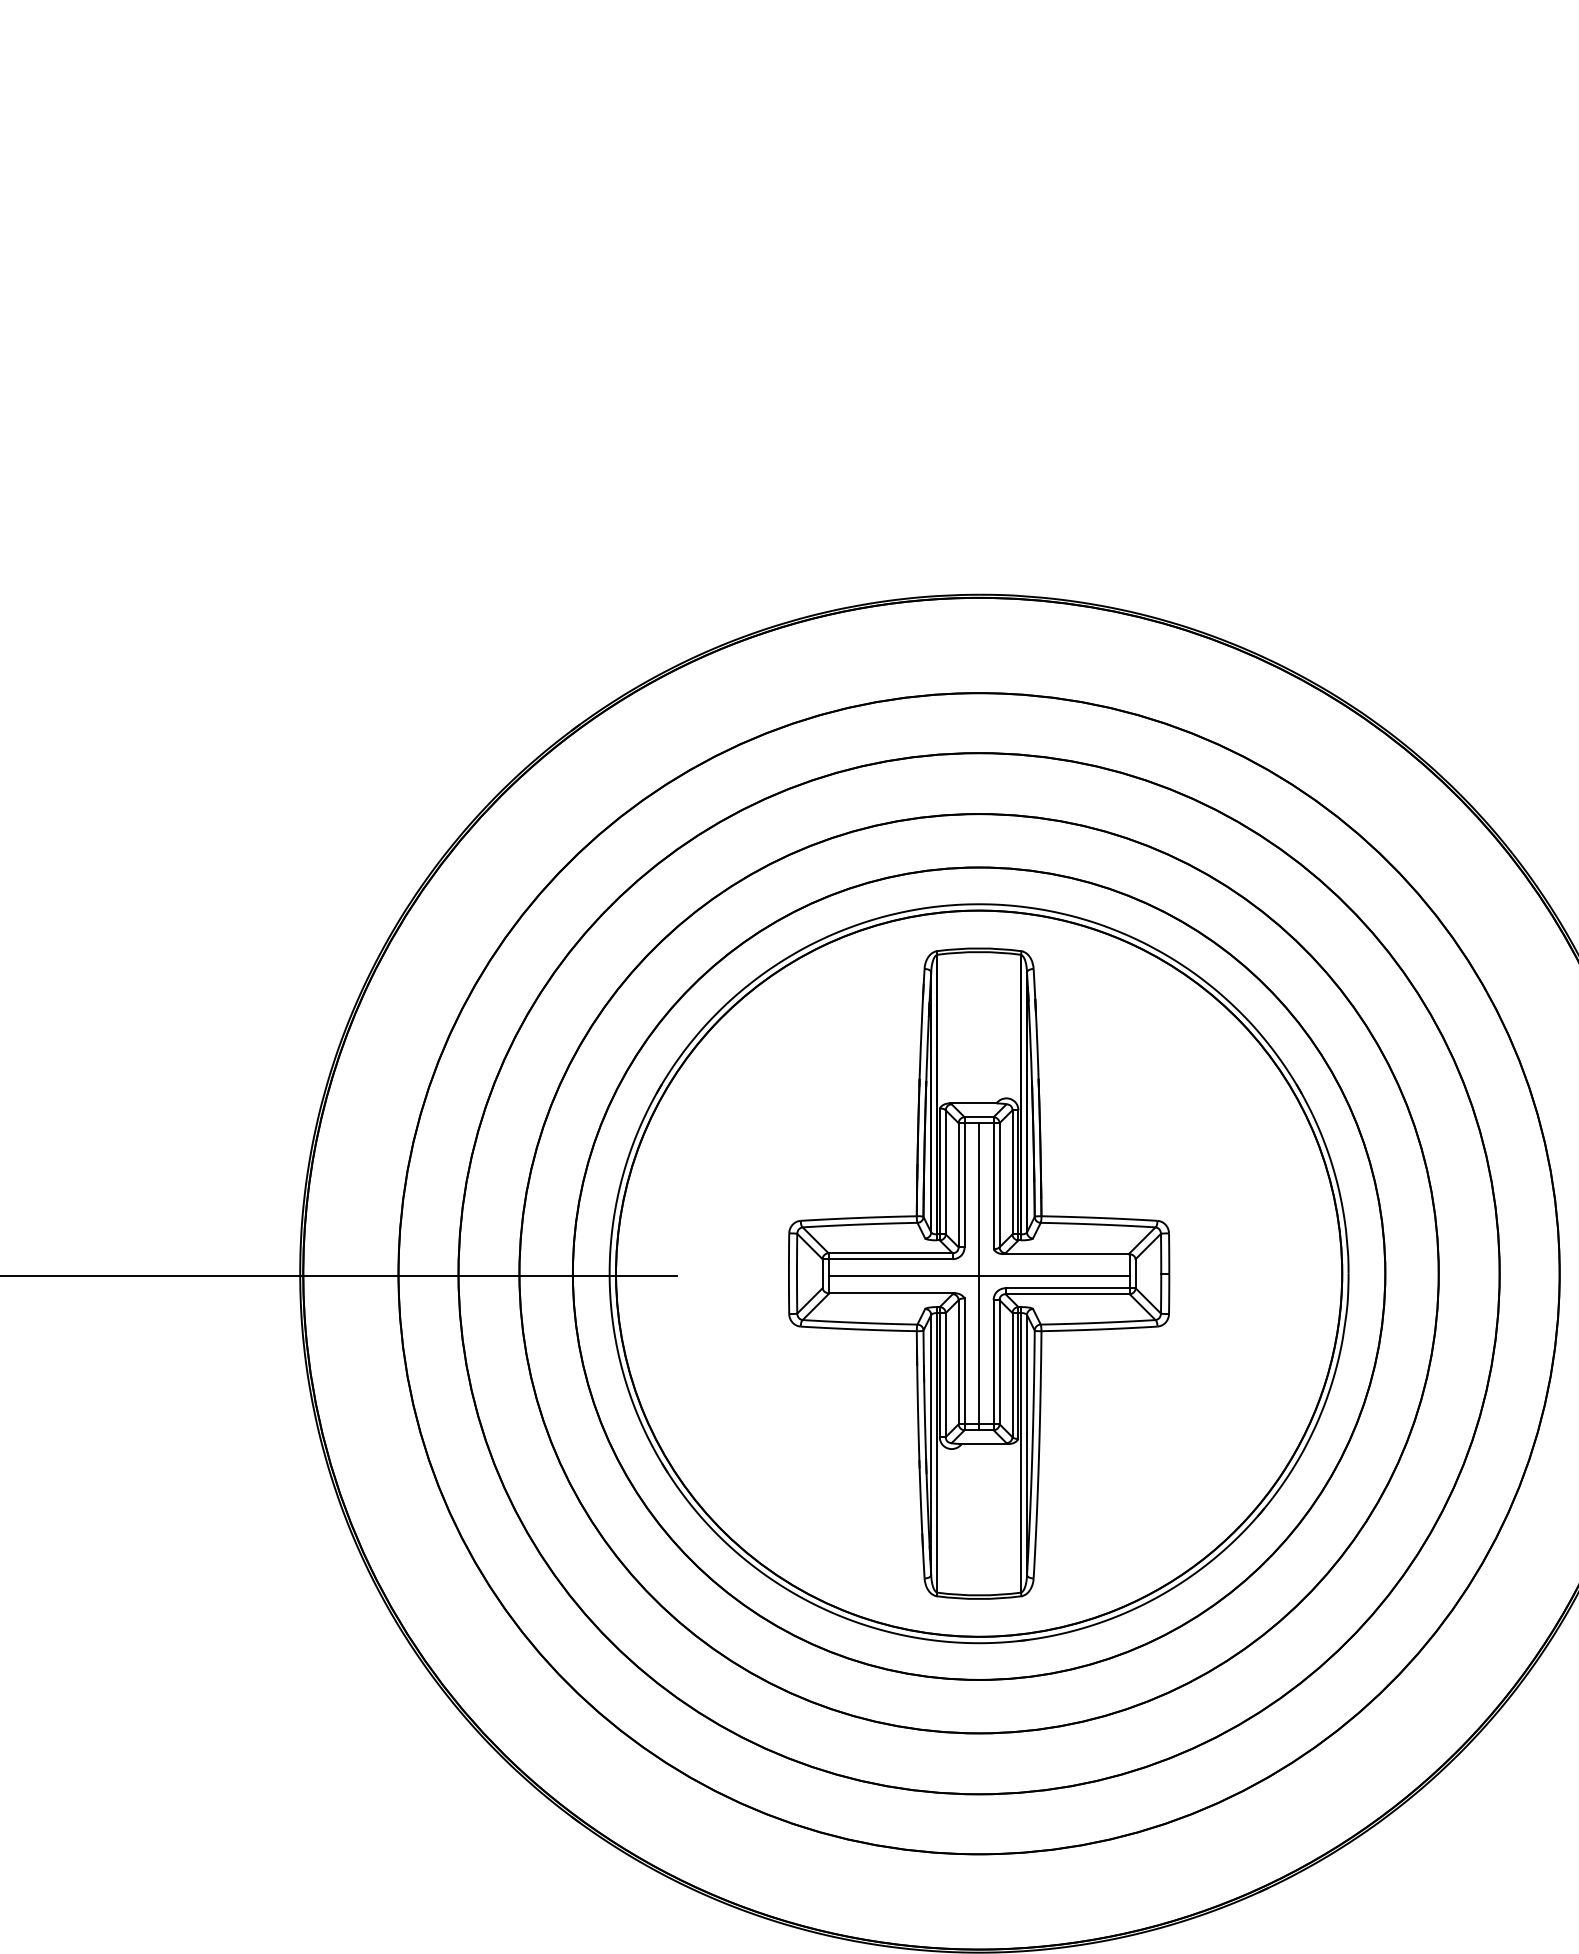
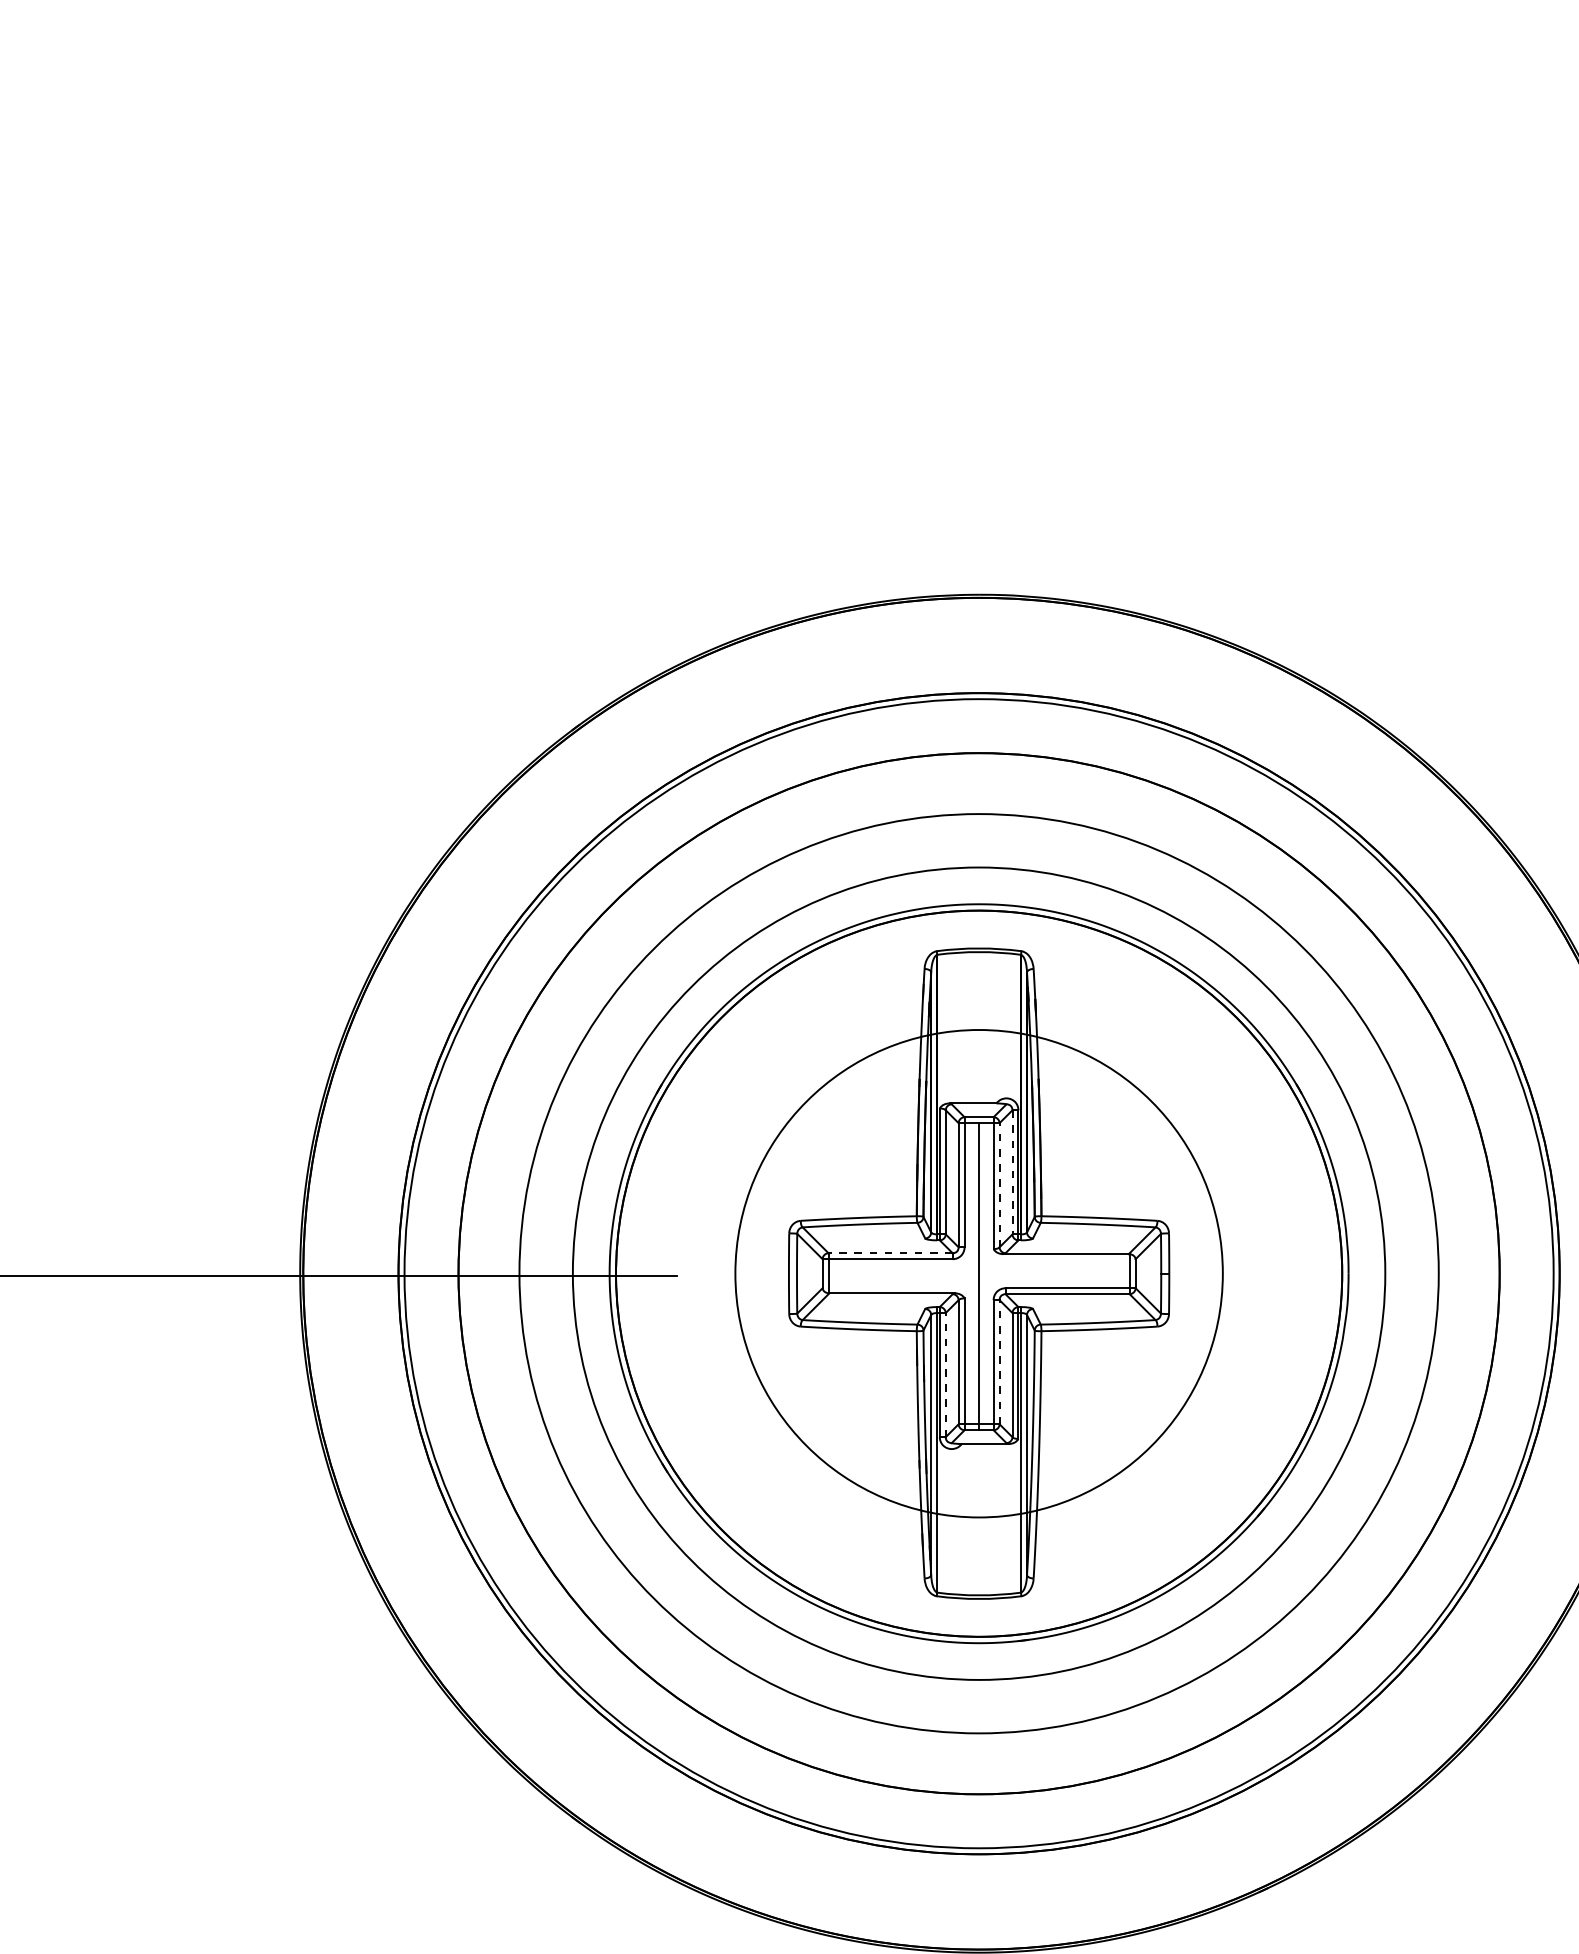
line: solid -> dashed (1012, 1172)
line: solid -> dashed (999, 1184)
line: solid -> dashed (890, 1253)
circle diameter: 812 px -> 487 px (978, 1273)
circle diameter: 919 px -> 1149 px (978, 1273)
line: present -> none (978, 1276)
line: solid -> dashed (999, 1361)
line: solid -> dashed (945, 1374)
